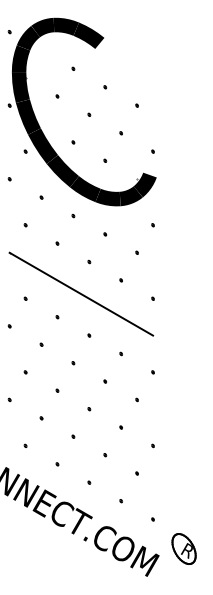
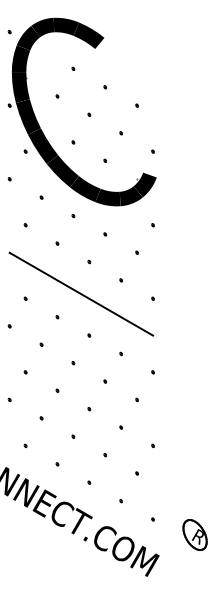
part position: (183, 548) -> (194, 534) (194, 534)
